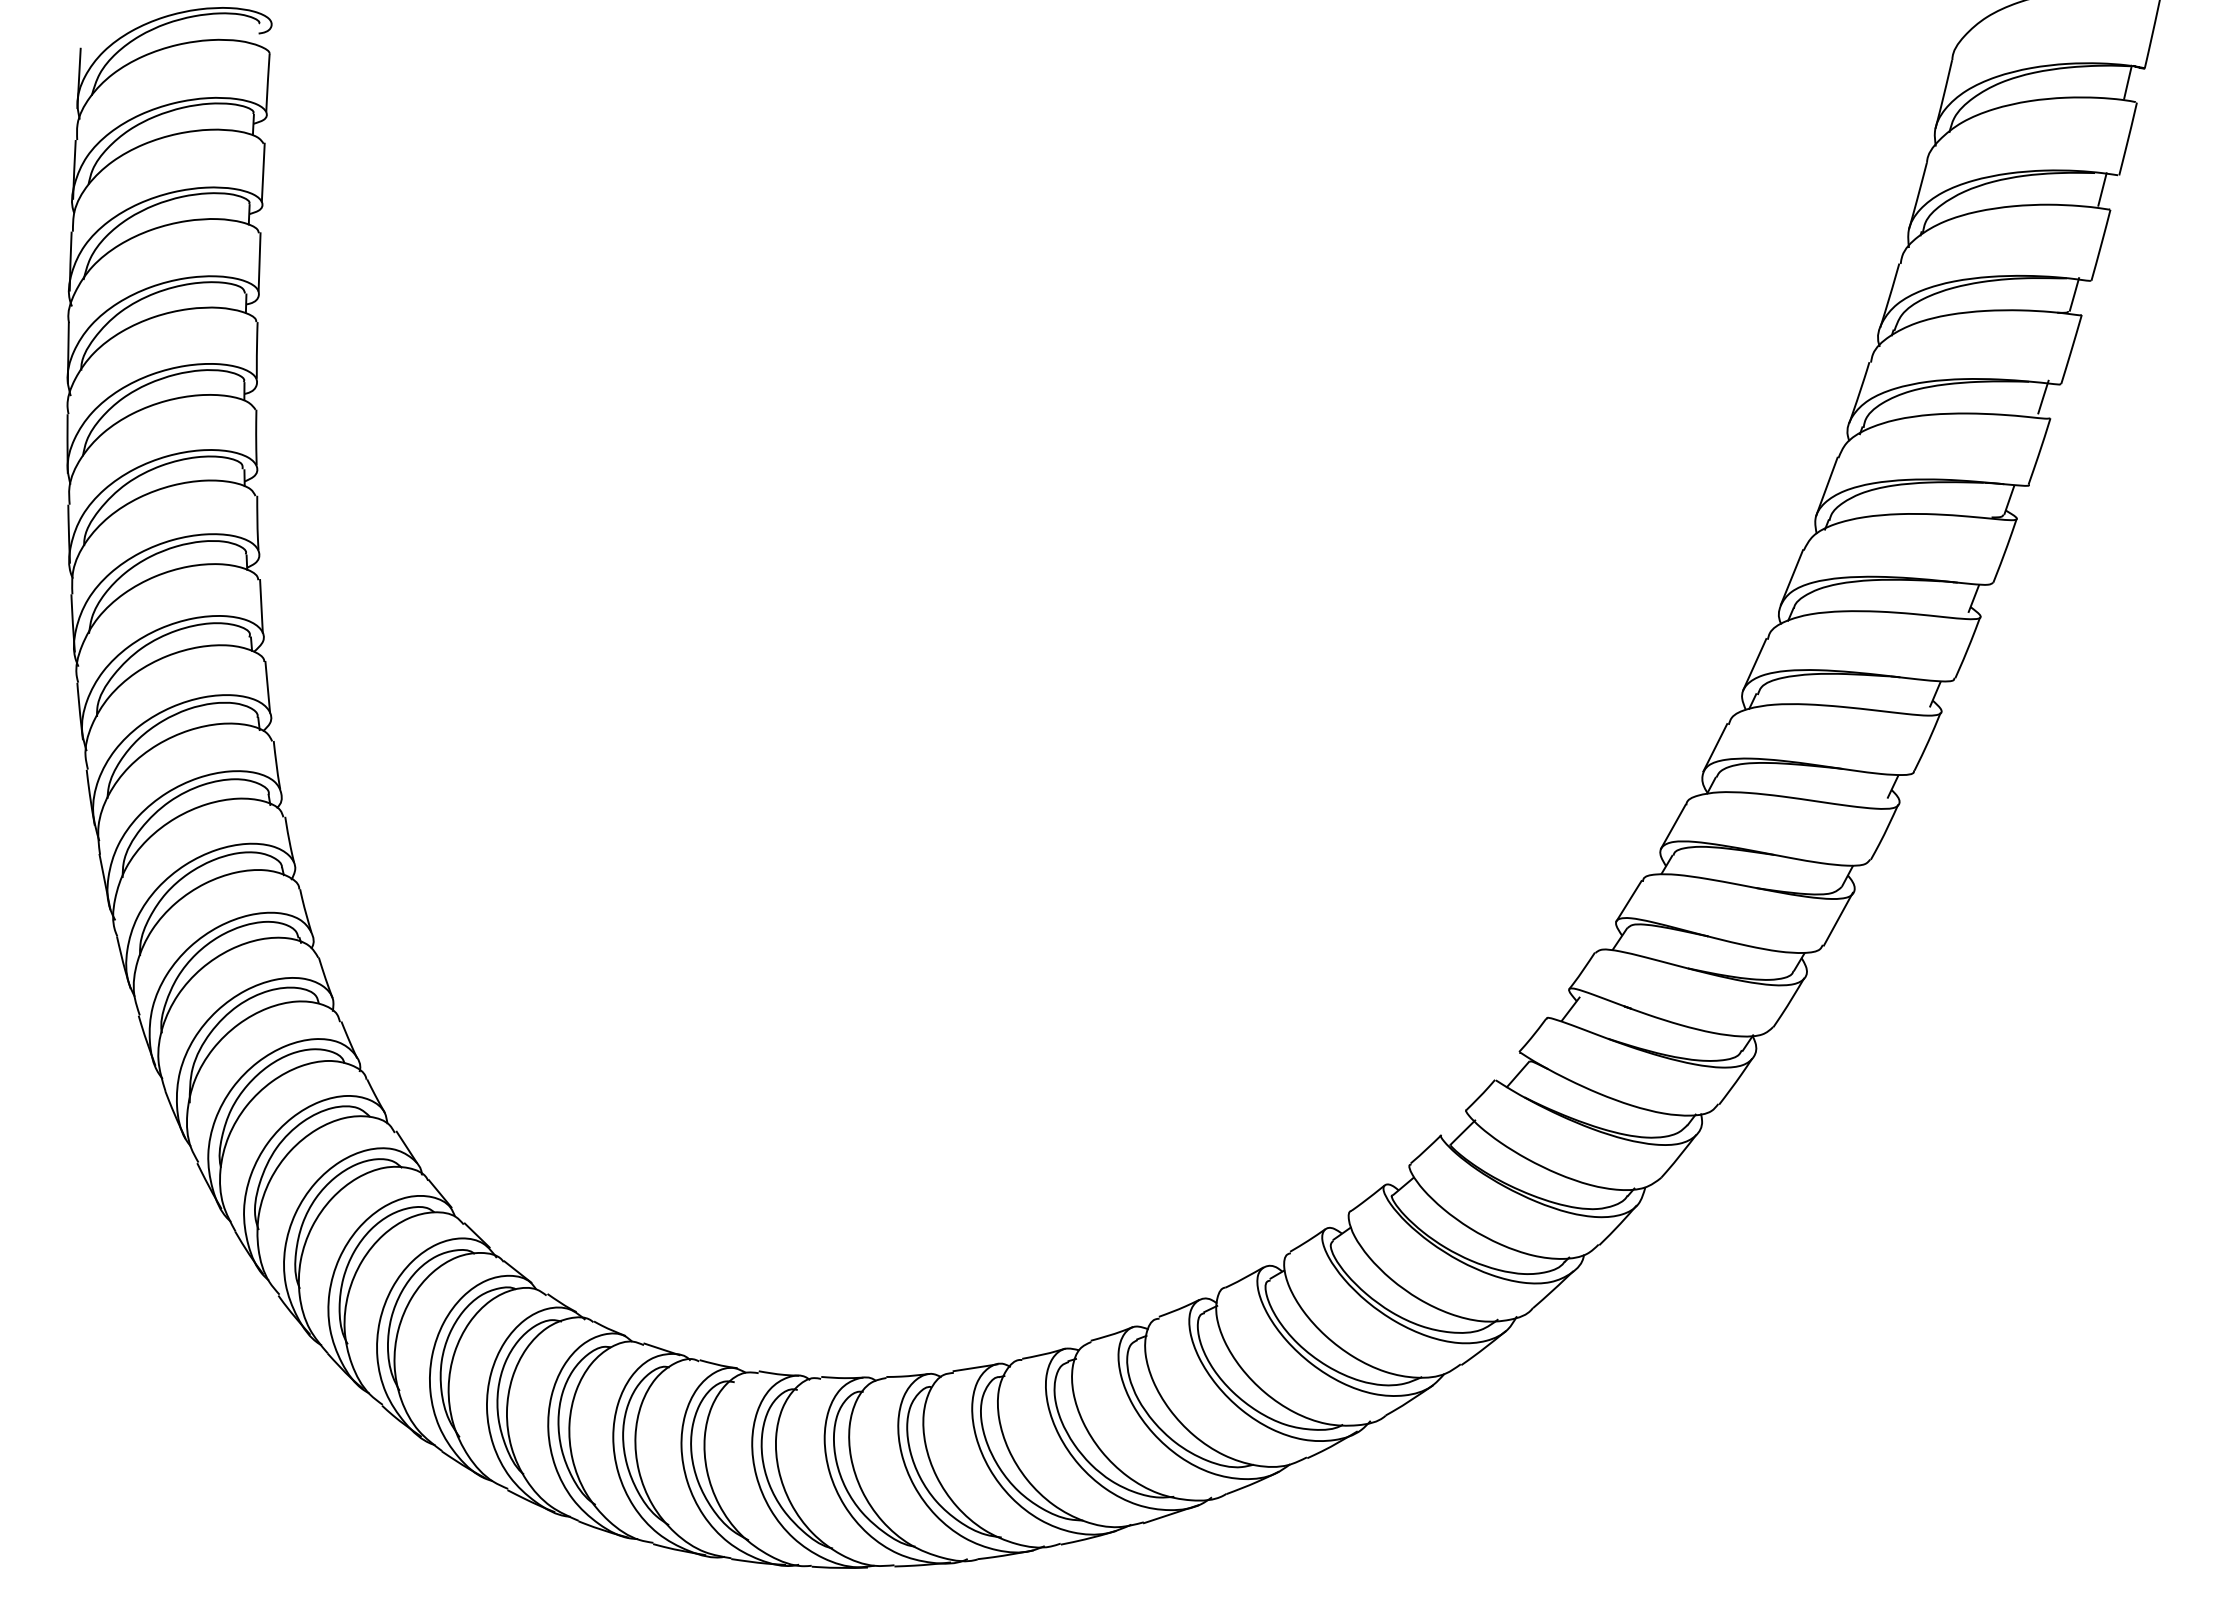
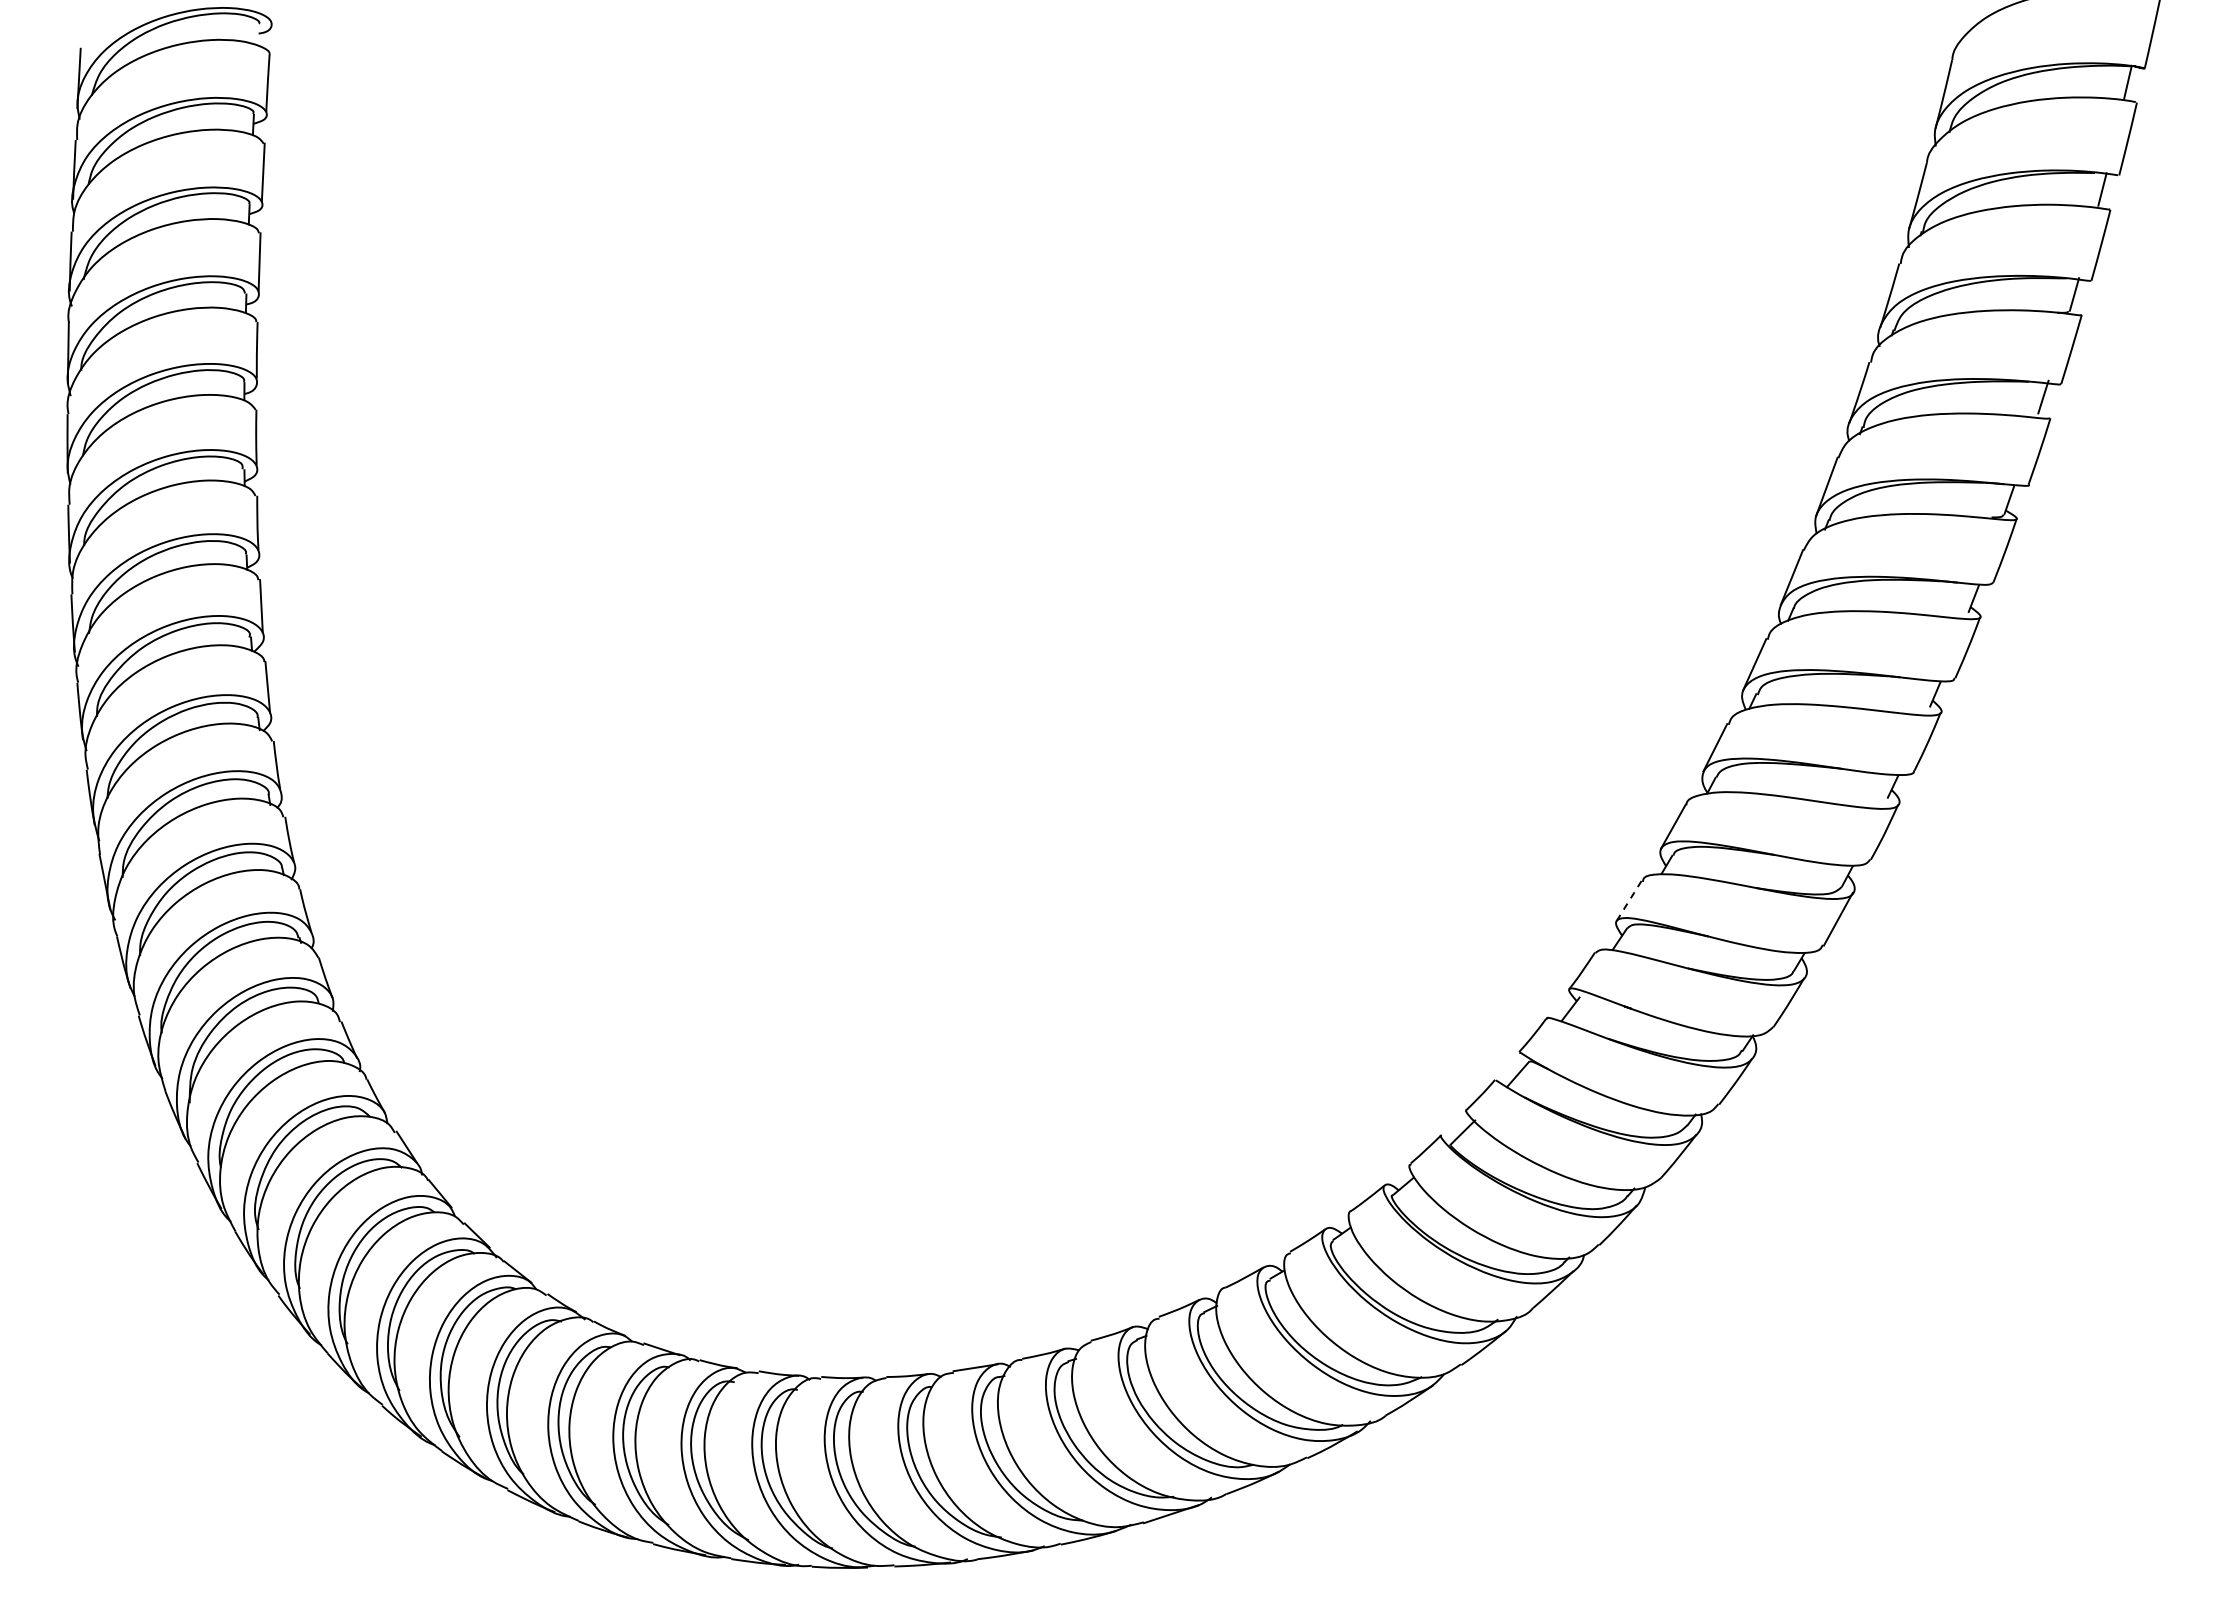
line: solid -> dashed (1628, 901)
